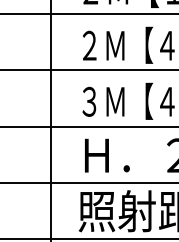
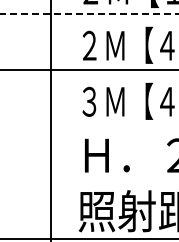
line: solid -> dashed (89, 14)
line: present -> none (88, 126)
line: present -> none (88, 182)
